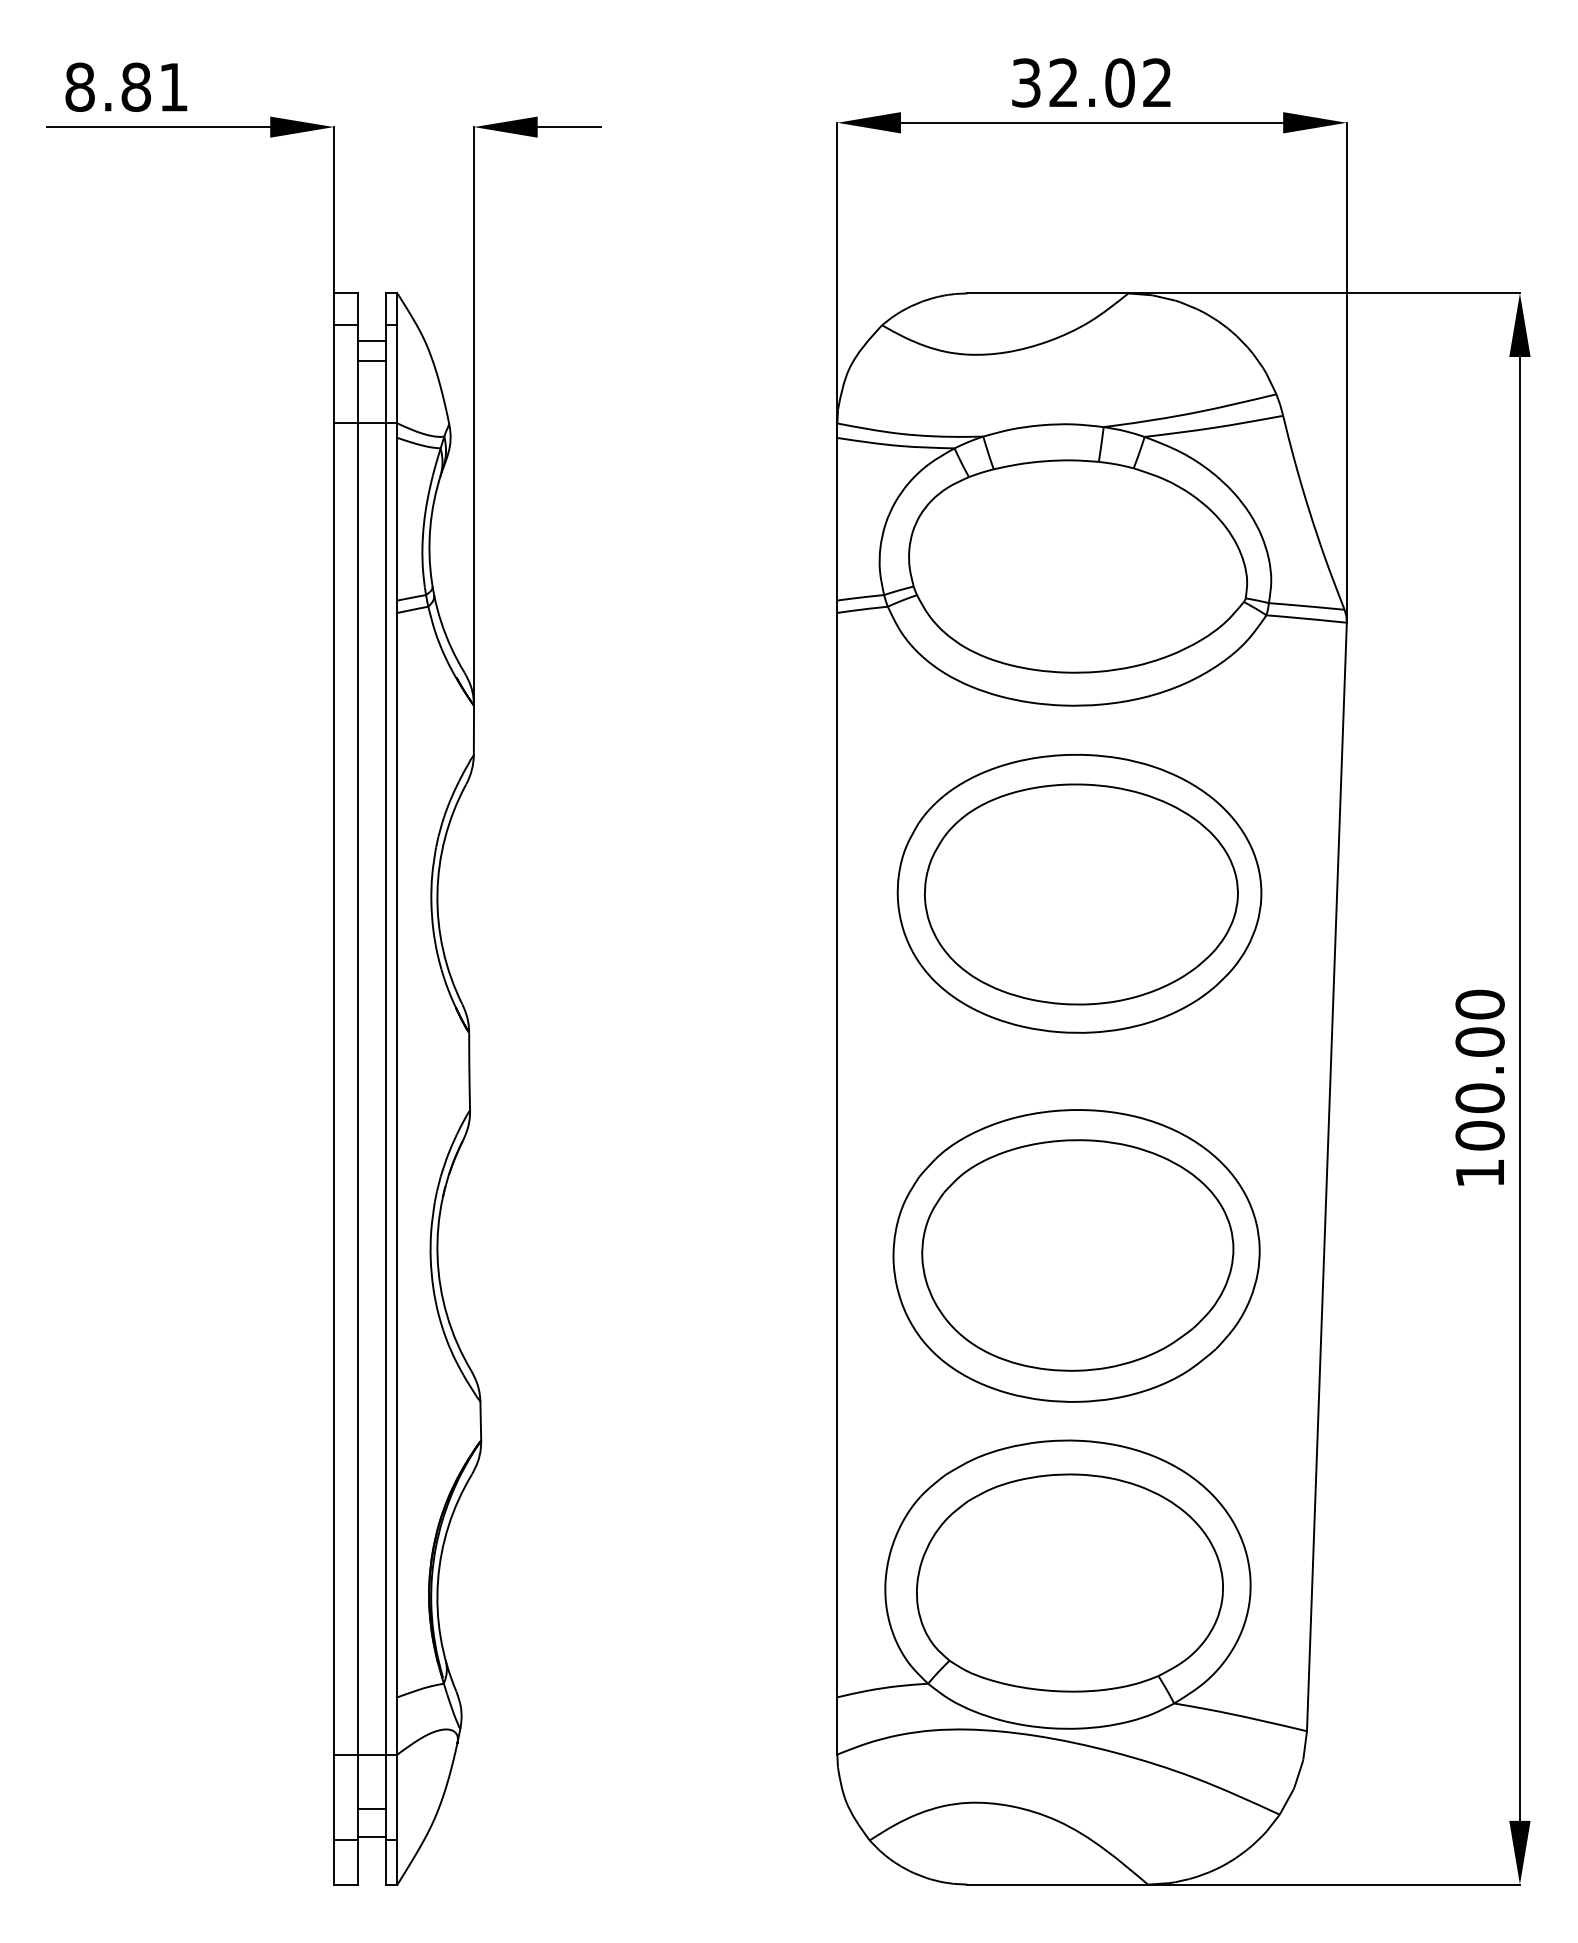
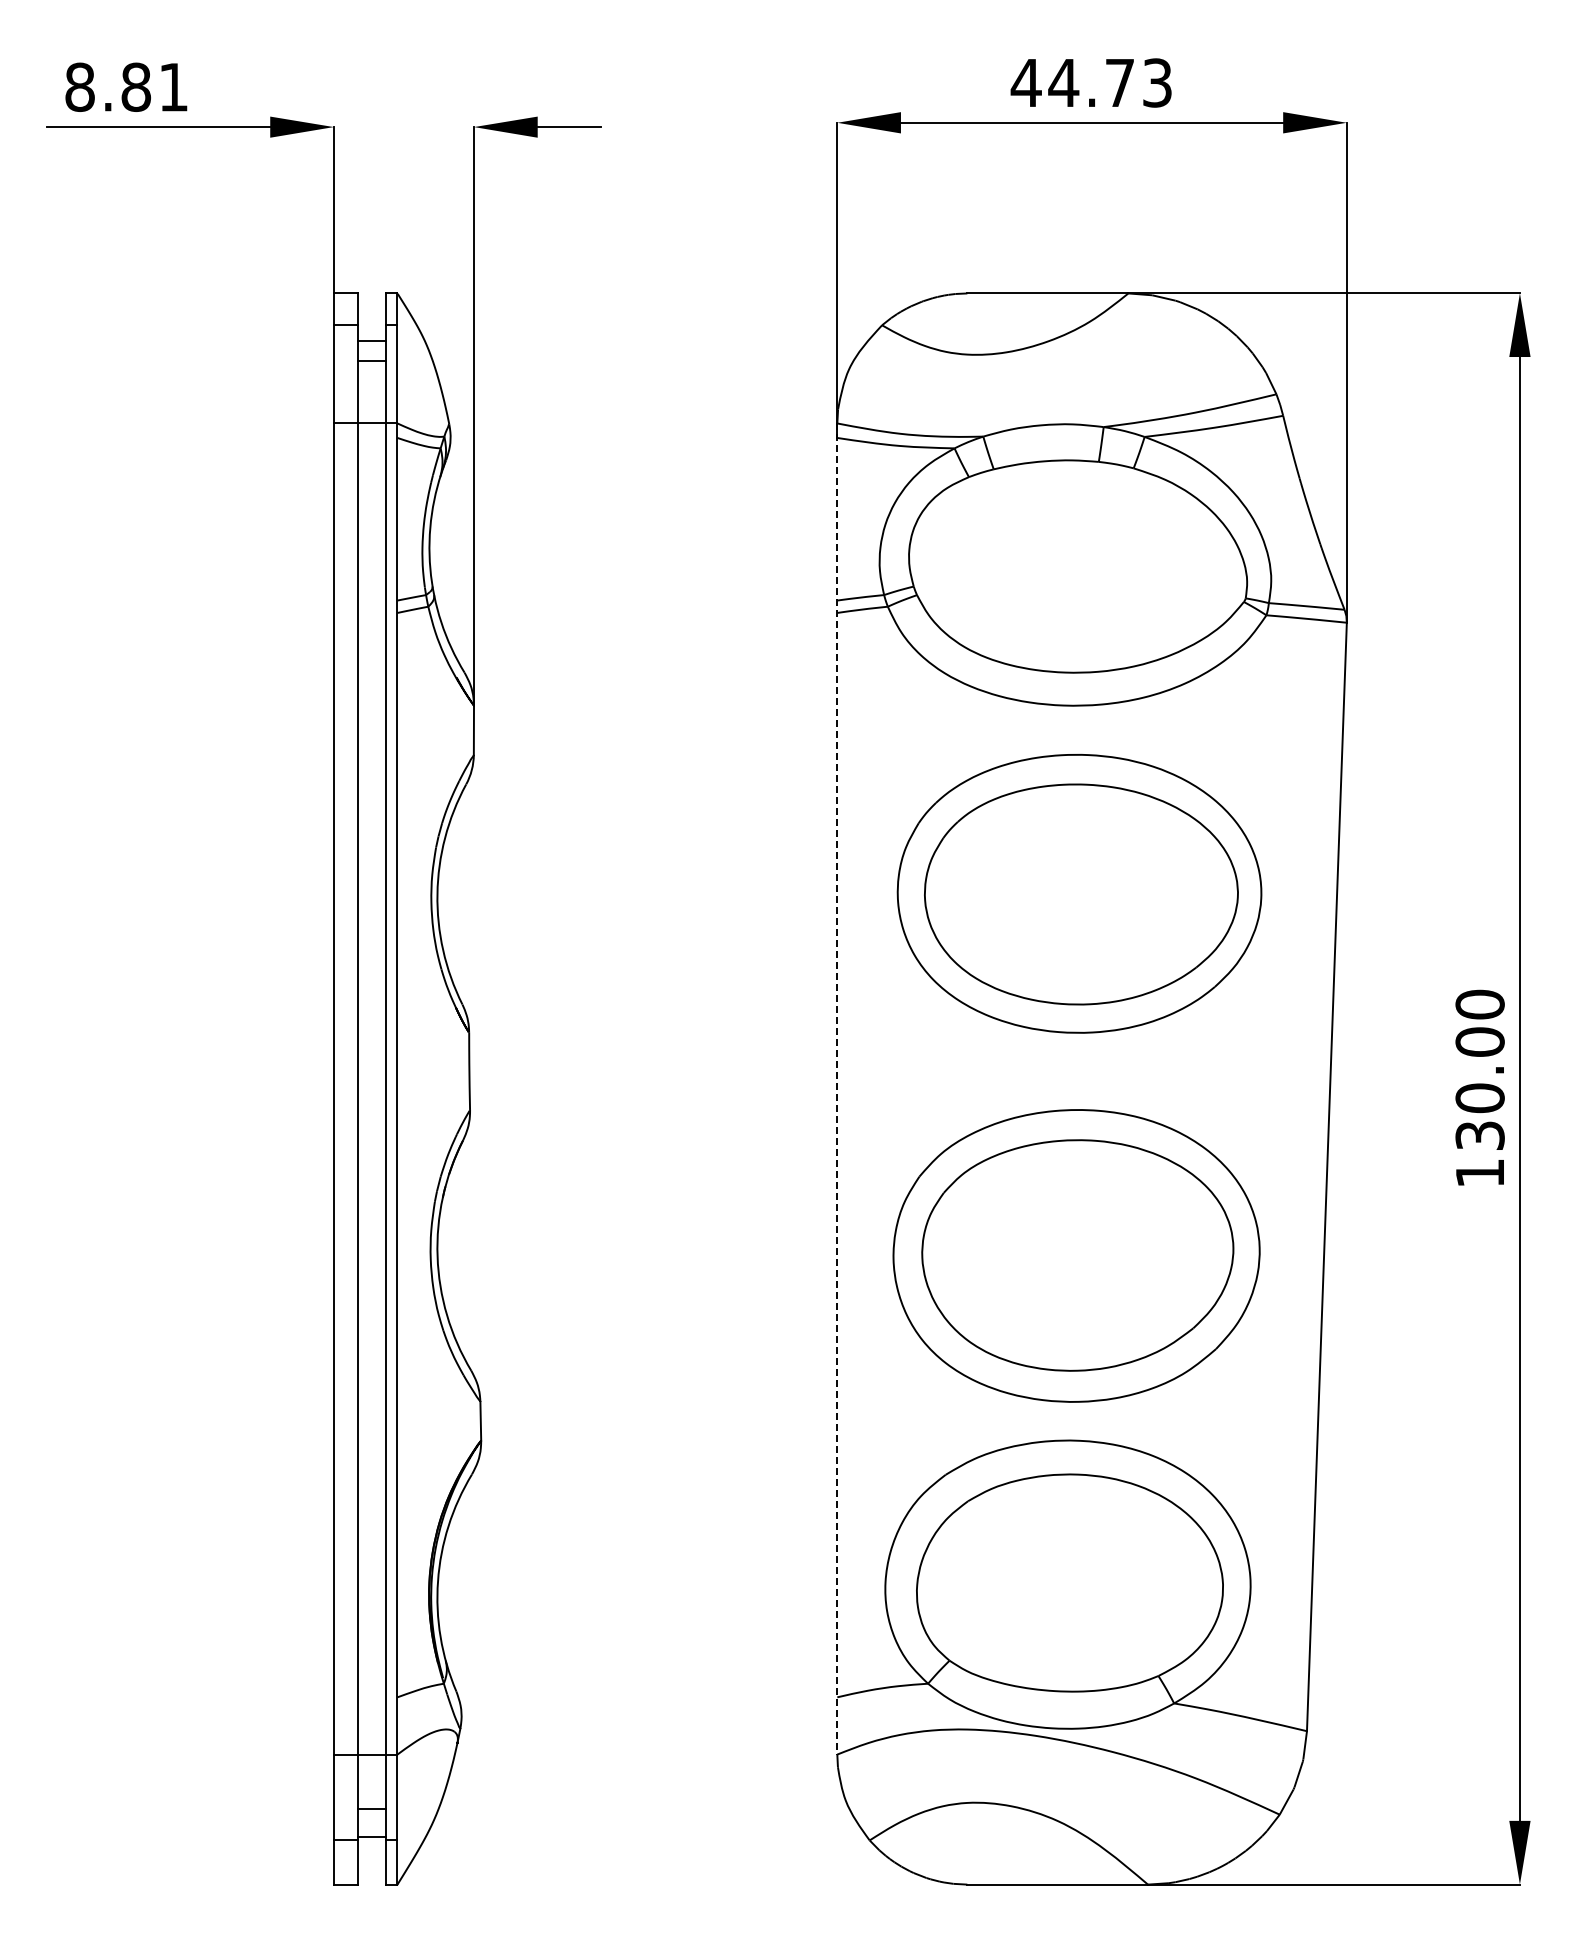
text: 32.02 -> 44.73 (1090, 82)
line: solid -> dashed (837, 1089)
text: 100.00 -> 130.00 (1479, 1135)
